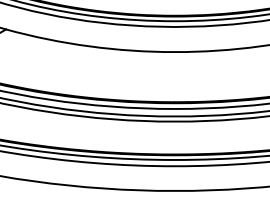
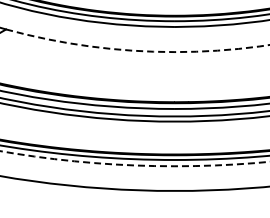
arc: solid -> dashed (137, 50)
arc: solid -> dashed (134, 165)
